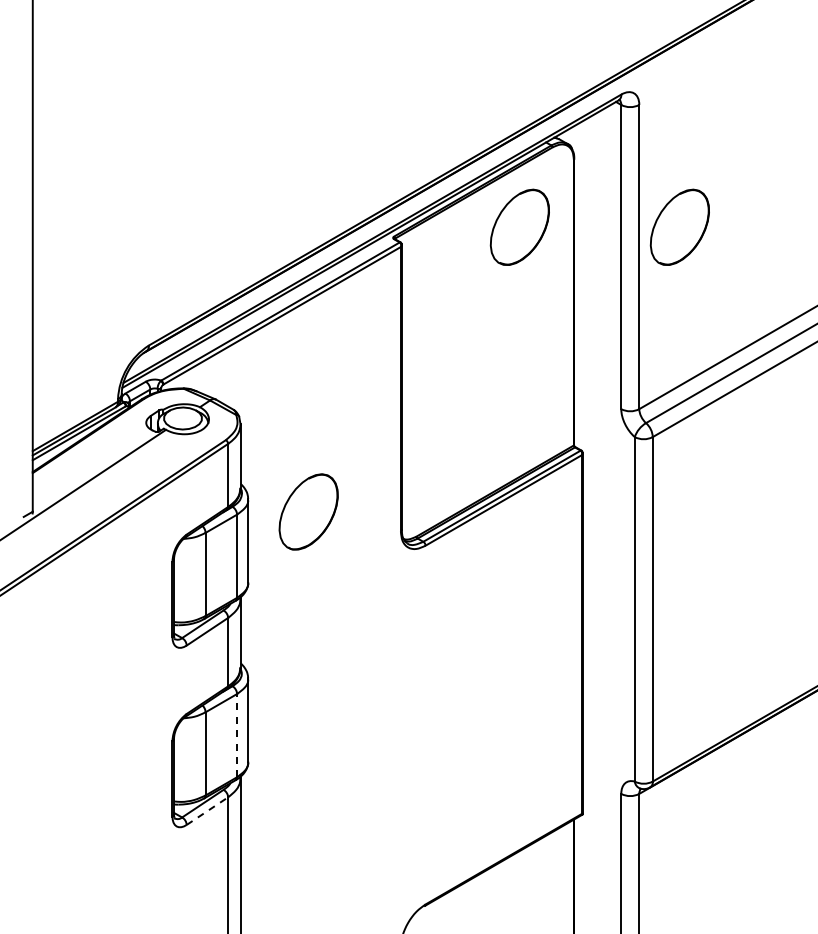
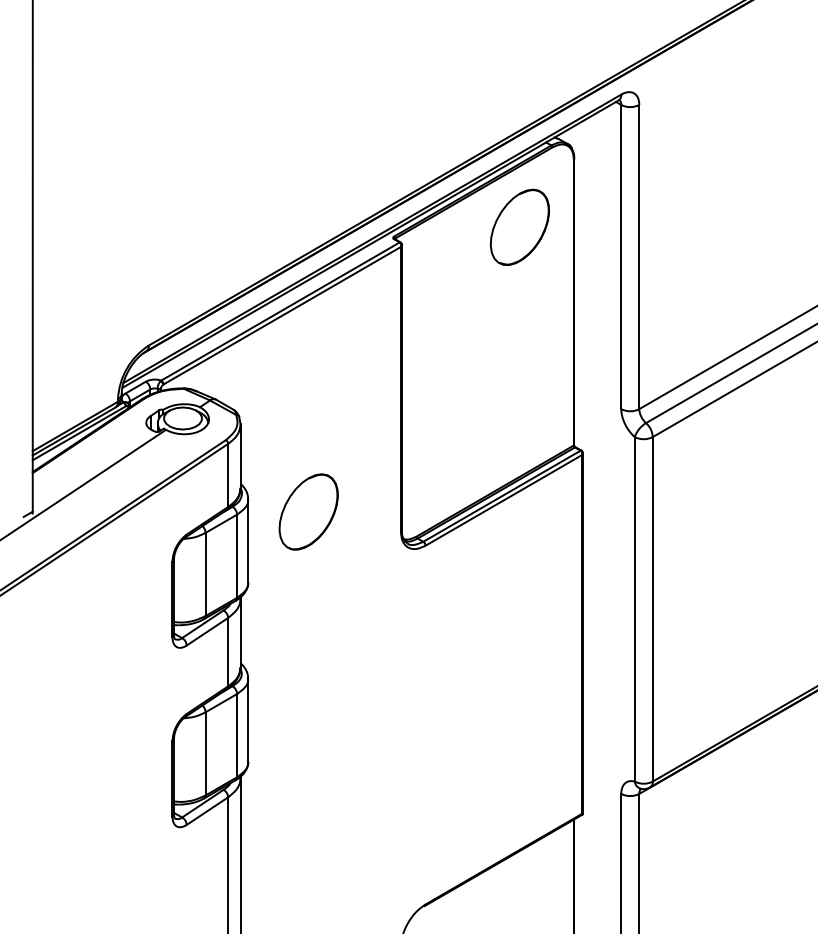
part: present -> none (679, 226)
line: dashed -> solid (237, 735)
line: dashed -> solid (207, 811)
